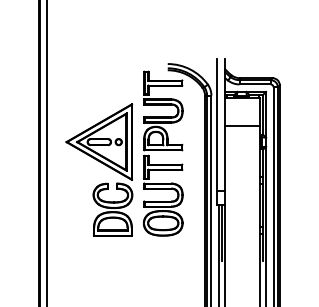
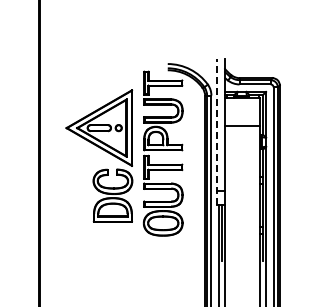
line: solid -> dashed (217, 131)
line: present -> none (46, 152)
part position: (101, 163) -> (101, 149) (101, 149)
